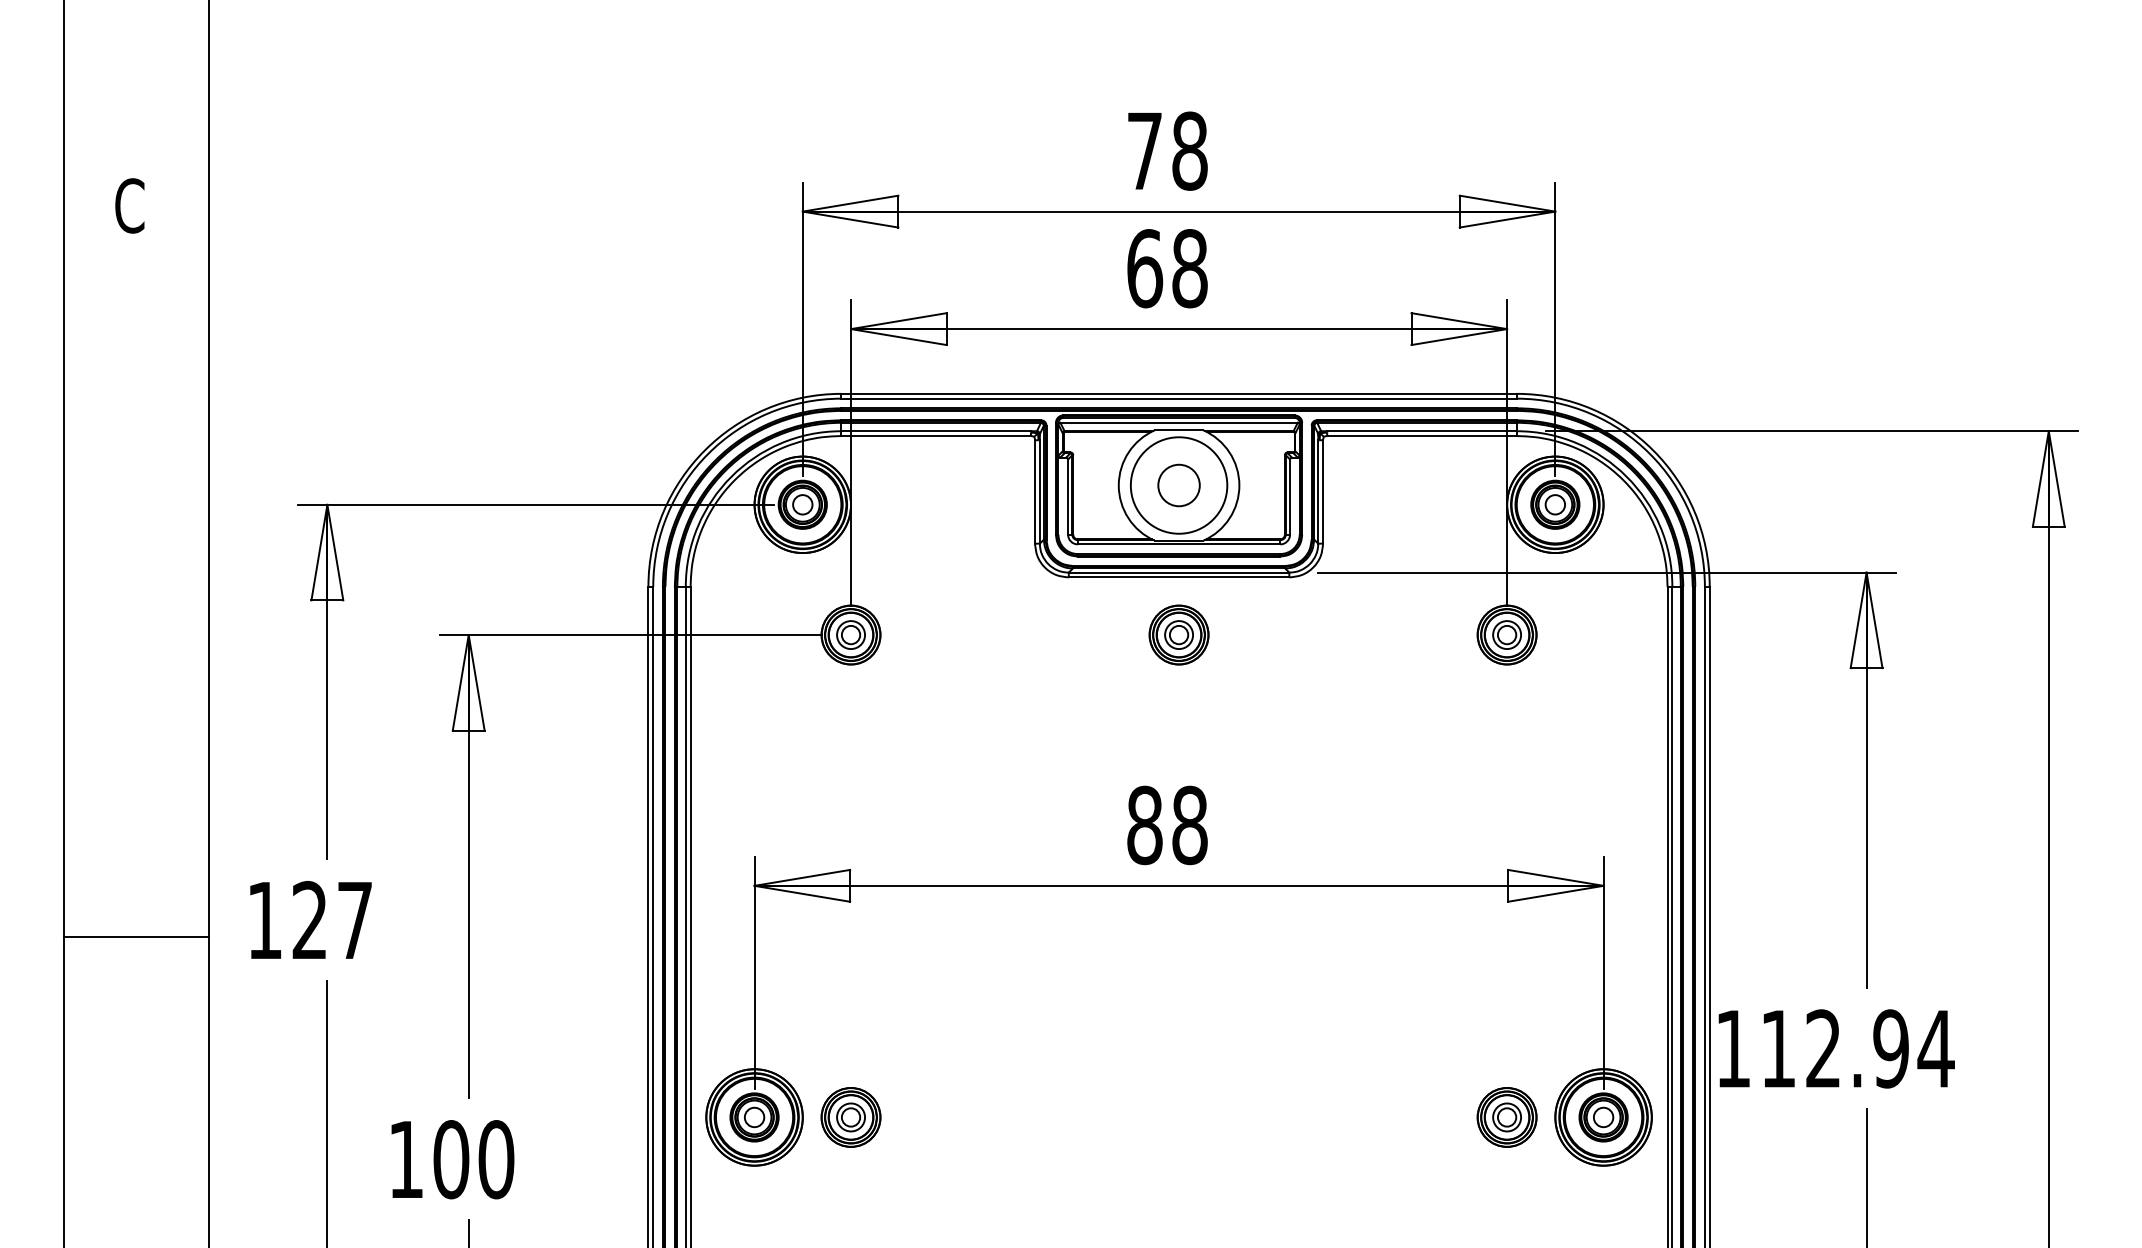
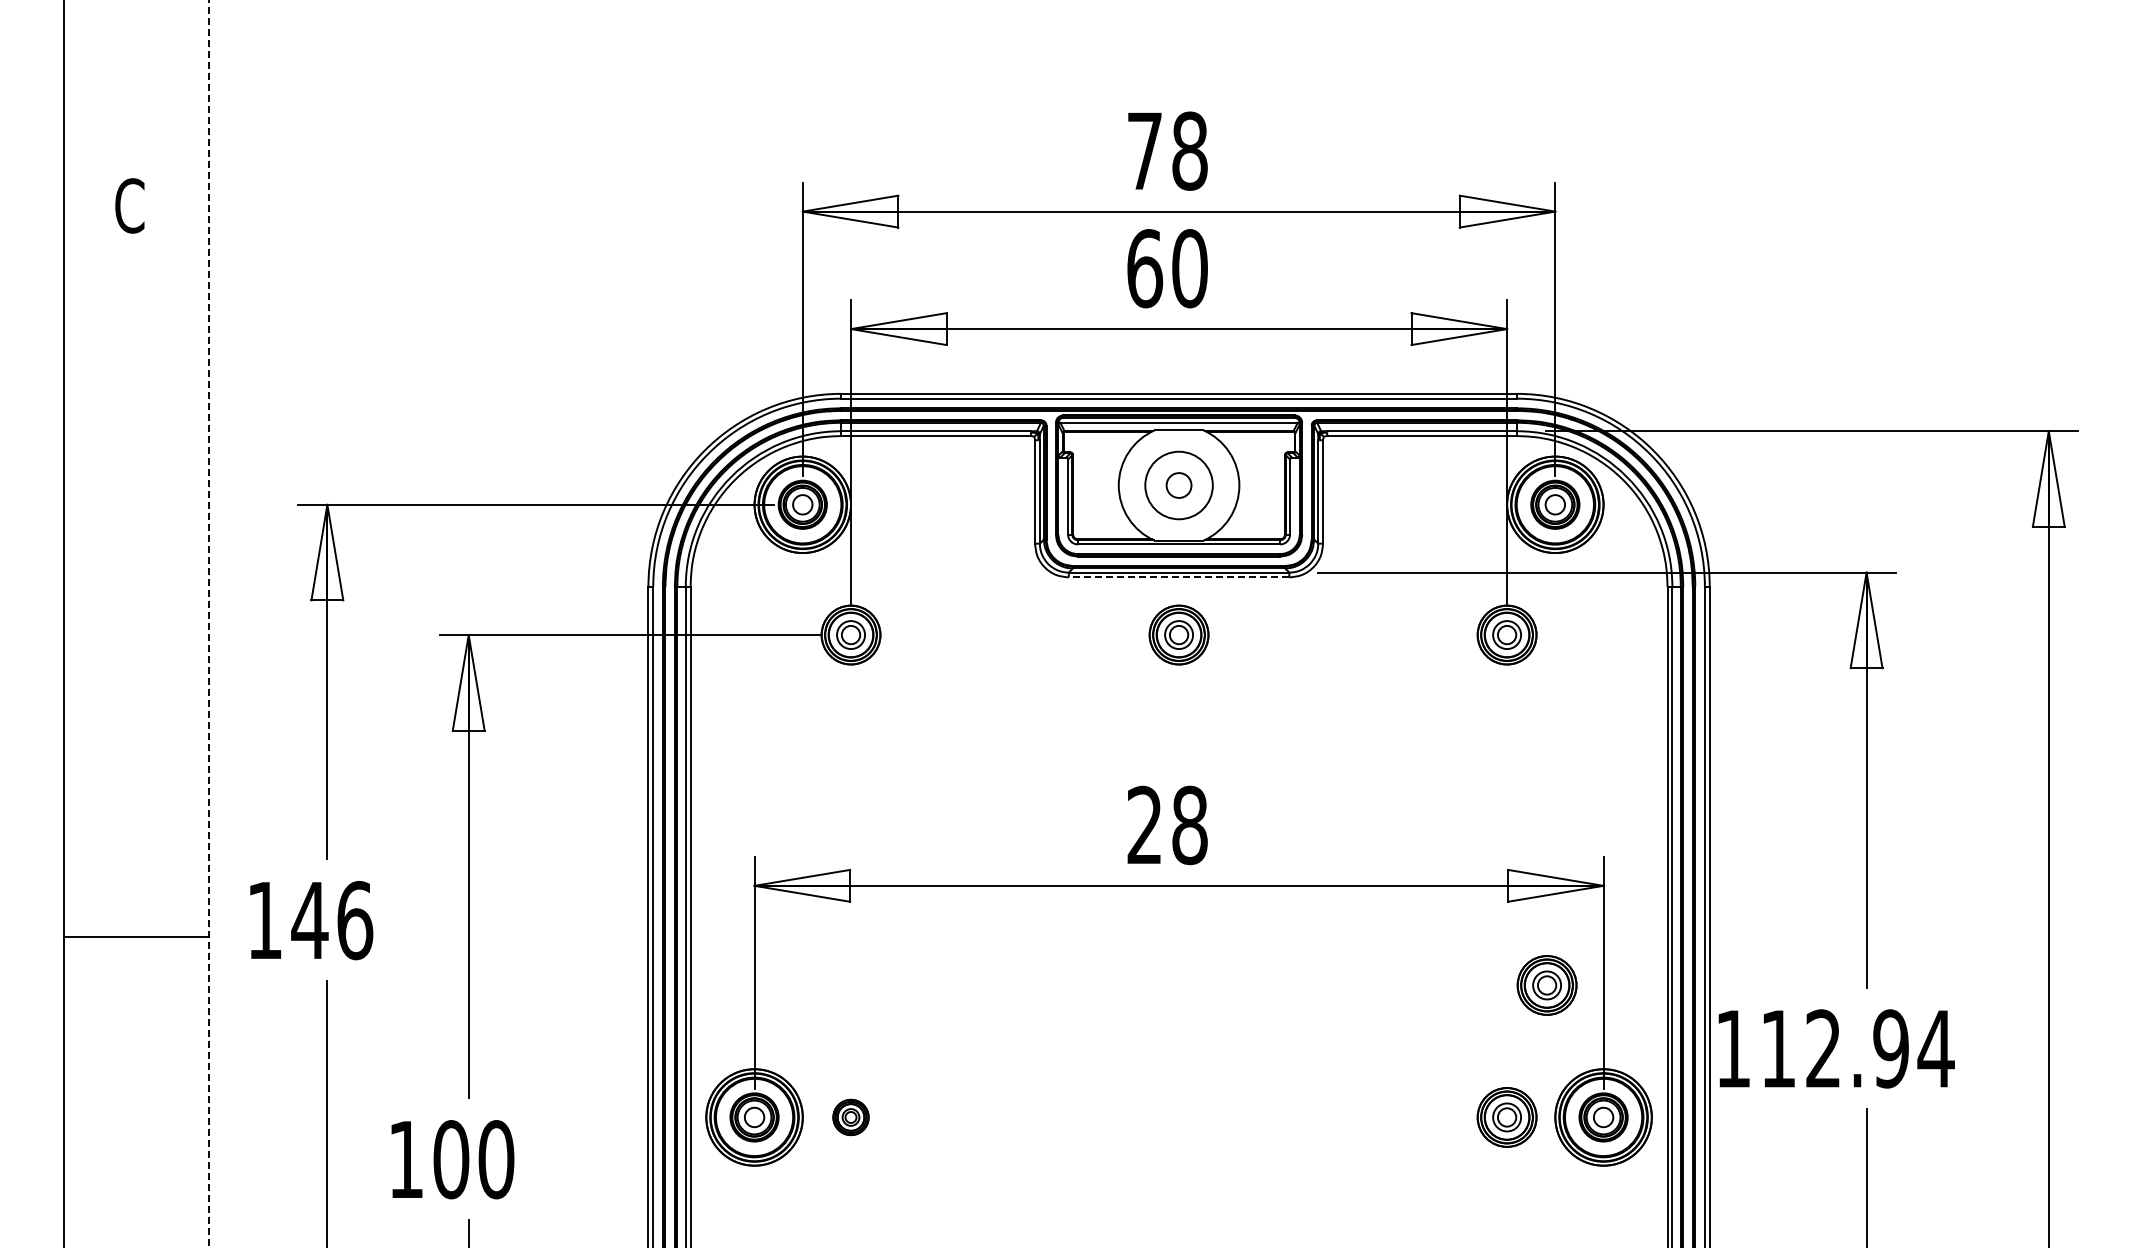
text: 68 -> 60 (1189, 268)
circle diameter: 41 px -> 25 px (1178, 485)
circle diameter: 96 px -> 68 px (1178, 485)
line: solid -> dashed (1178, 577)
line: solid -> dashed (208, 624)
text: 88 -> 28 (1144, 825)
text: 127 -> 146 (332, 920)
part: none -> present (1546, 985)
part size: 62x61 px -> 38x39 px (850, 1117)
